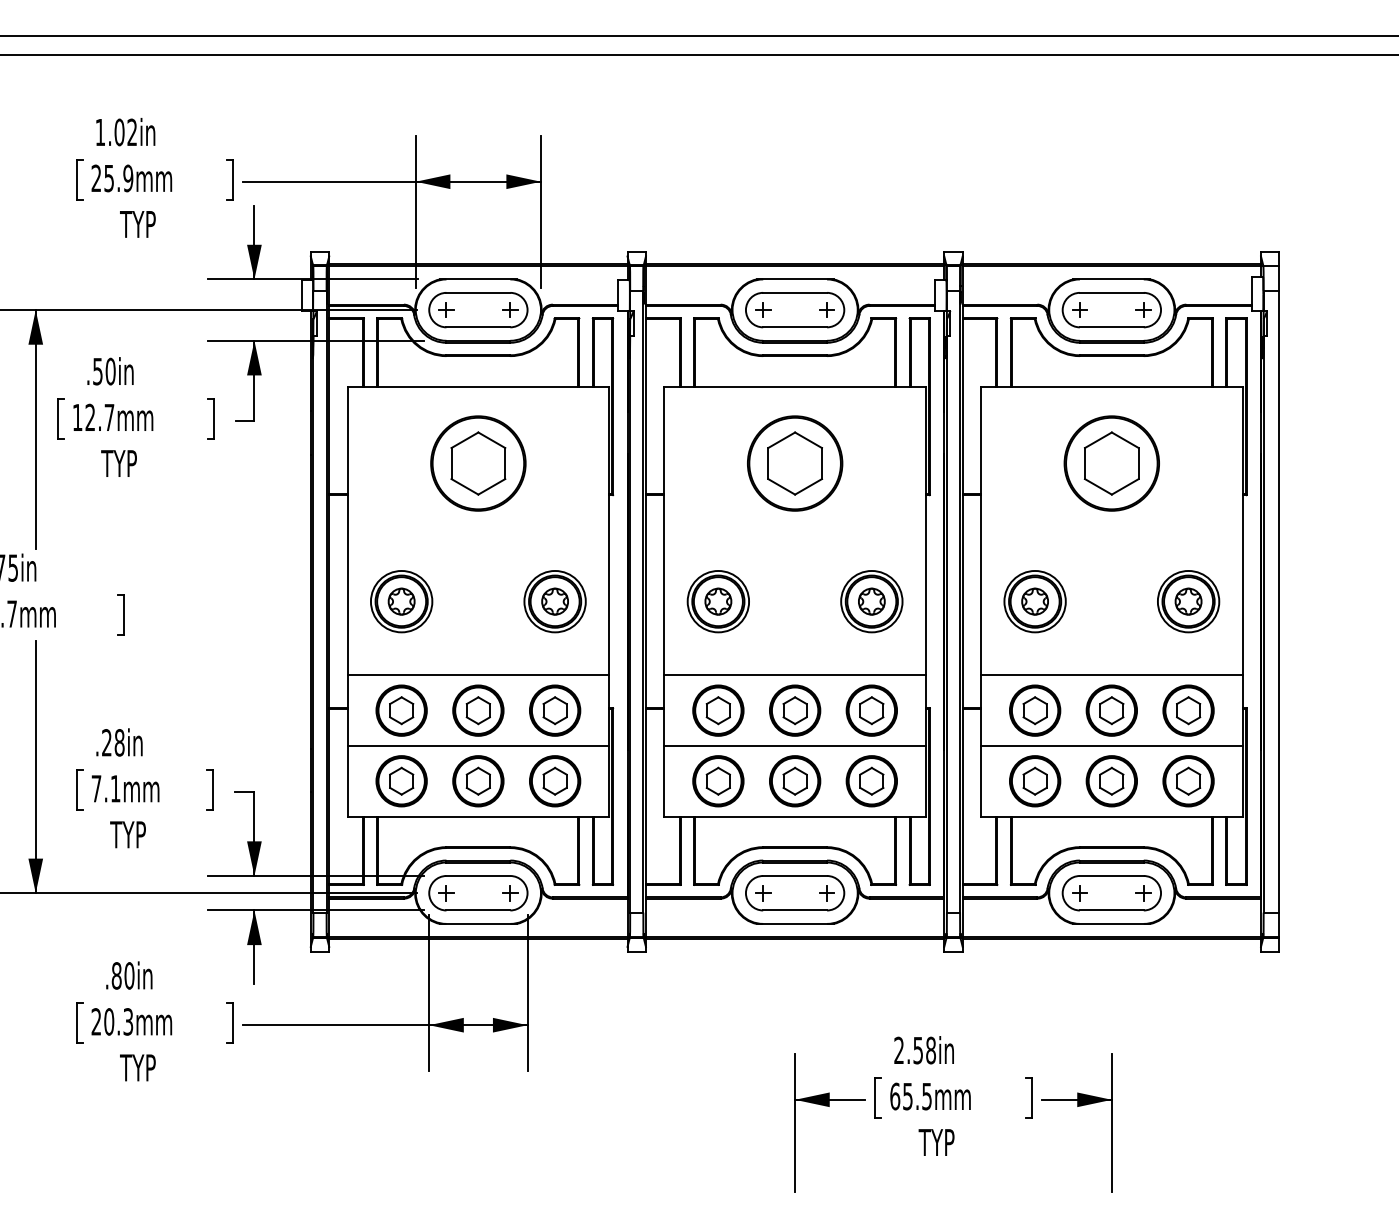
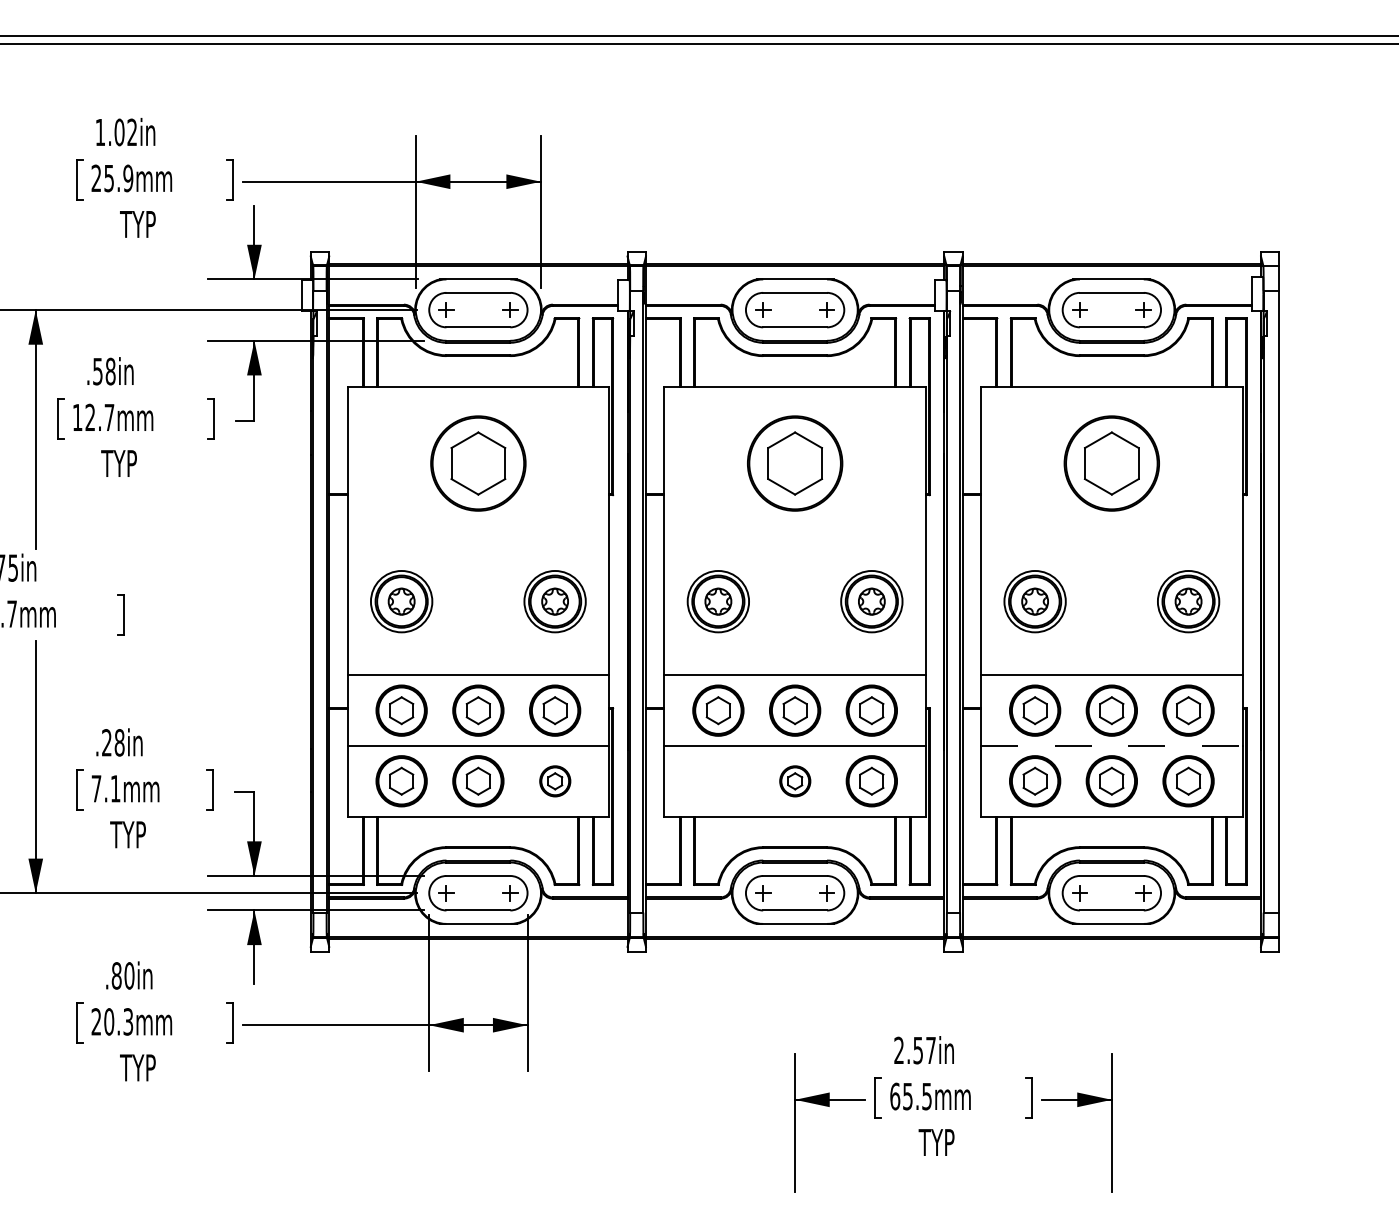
line position: (698, 54) -> (698, 43) (698, 43)
text: .50in -> .58in (110, 371)
line: solid -> dashed (1111, 745)
part size: 53x53 px -> 33x33 px (555, 781)
part: present -> none (718, 781)
part size: 53x53 px -> 33x33 px (795, 781)
text: 2.58in -> 2.57in (930, 1050)
